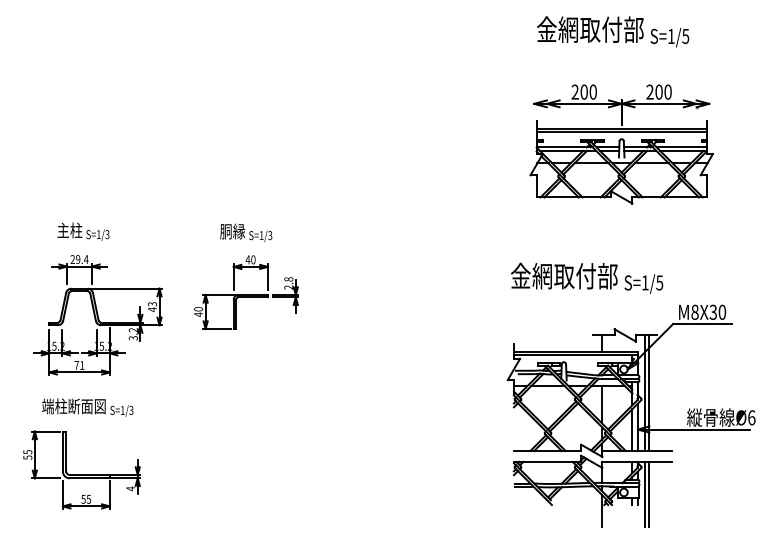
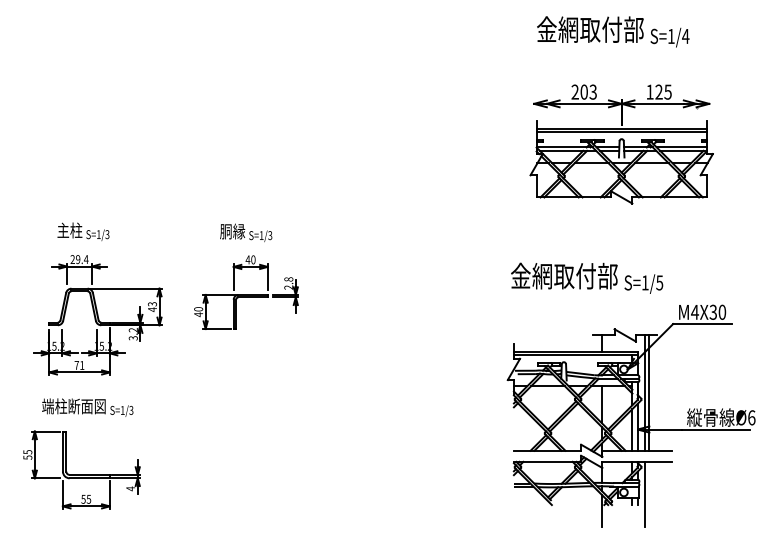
text: S=1/5 -> S=1/4 (685, 36)
text: 200 -> 203 (592, 91)
text: 200 -> 125 (658, 91)
text: M8X30 -> M4X30 (694, 311)
line: present -> none (648, 493)
